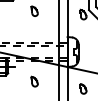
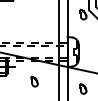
part: present -> none (34, 10)
